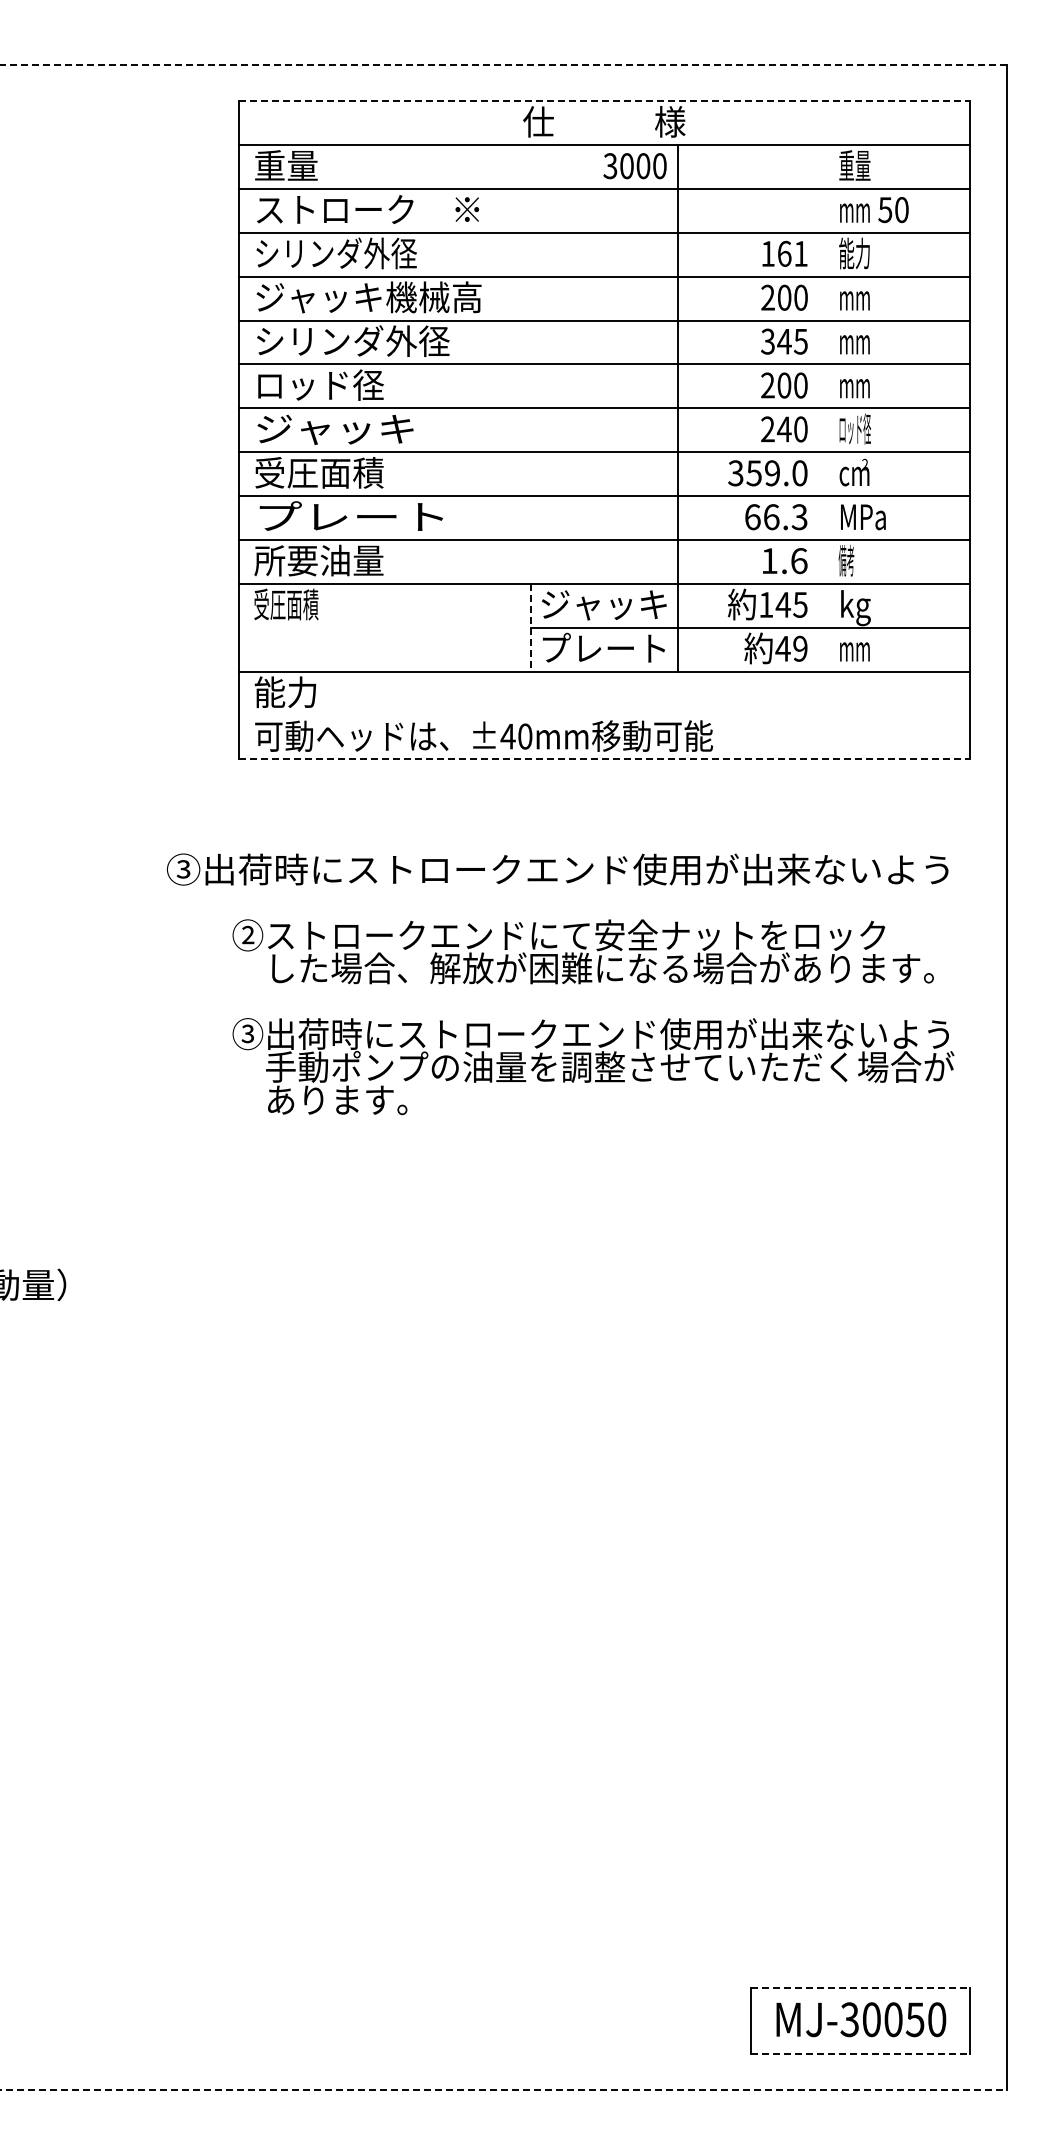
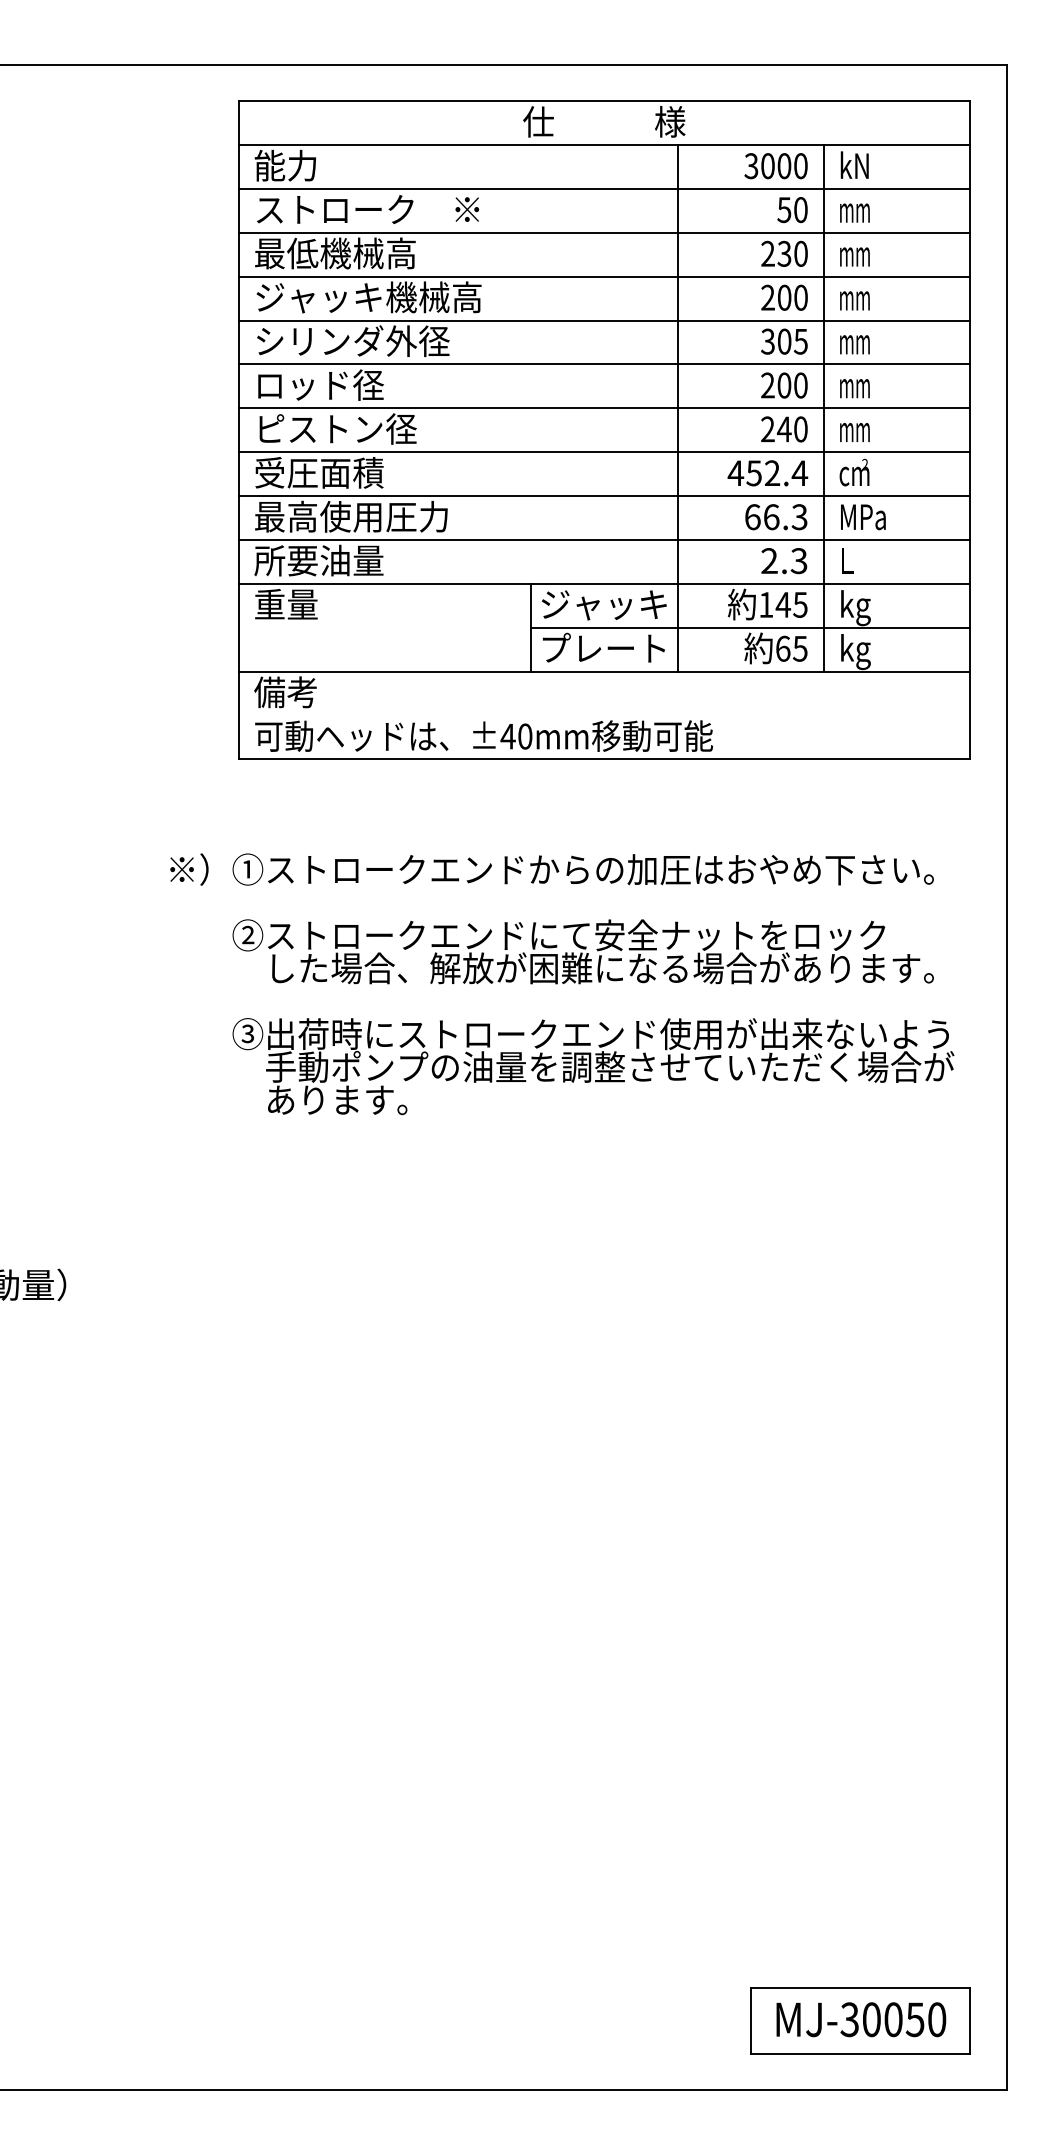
line: dashed -> solid (503, 64)
line: dashed -> solid (604, 101)
text: 重量 -> 能力 (285, 165)
text: 重量 -> kN (854, 165)
text position: (634, 166) -> (775, 166) (775, 166)
text position: (893, 210) -> (792, 210) (792, 210)
text: シリンダ外径 -> 最低機械高 (336, 253)
text: 161 -> 230 (784, 253)
text: 能力 -> mm (854, 253)
text: 345 -> 305 (784, 341)
line: none -> present (823, 408)
text: ジャッキ -> ピストン径 (336, 428)
text: ロッド径 -> mm (855, 428)
text: 359.0 -> 452.4 (767, 473)
text: プレート -> 最高使用圧力 (351, 516)
text: 備考 -> L (846, 560)
text: 1.6 -> 2.3 (784, 561)
text: 受圧面積 -> 重量 (286, 604)
line: dashed -> solid (531, 627)
text: 49 -> 65 (791, 648)
text: mm -> kg (855, 652)
text: 能力 -> 備考 (285, 692)
line: dashed -> solid (604, 759)
text: ③出荷時にストロークエンド使用が出来ないよう -> ※）①ストロークエンドからの加圧はおやめ下さい。 (557, 869)
line: dashed -> solid (860, 1987)
line: dashed -> solid (860, 2053)
line: dashed -> solid (503, 2090)
